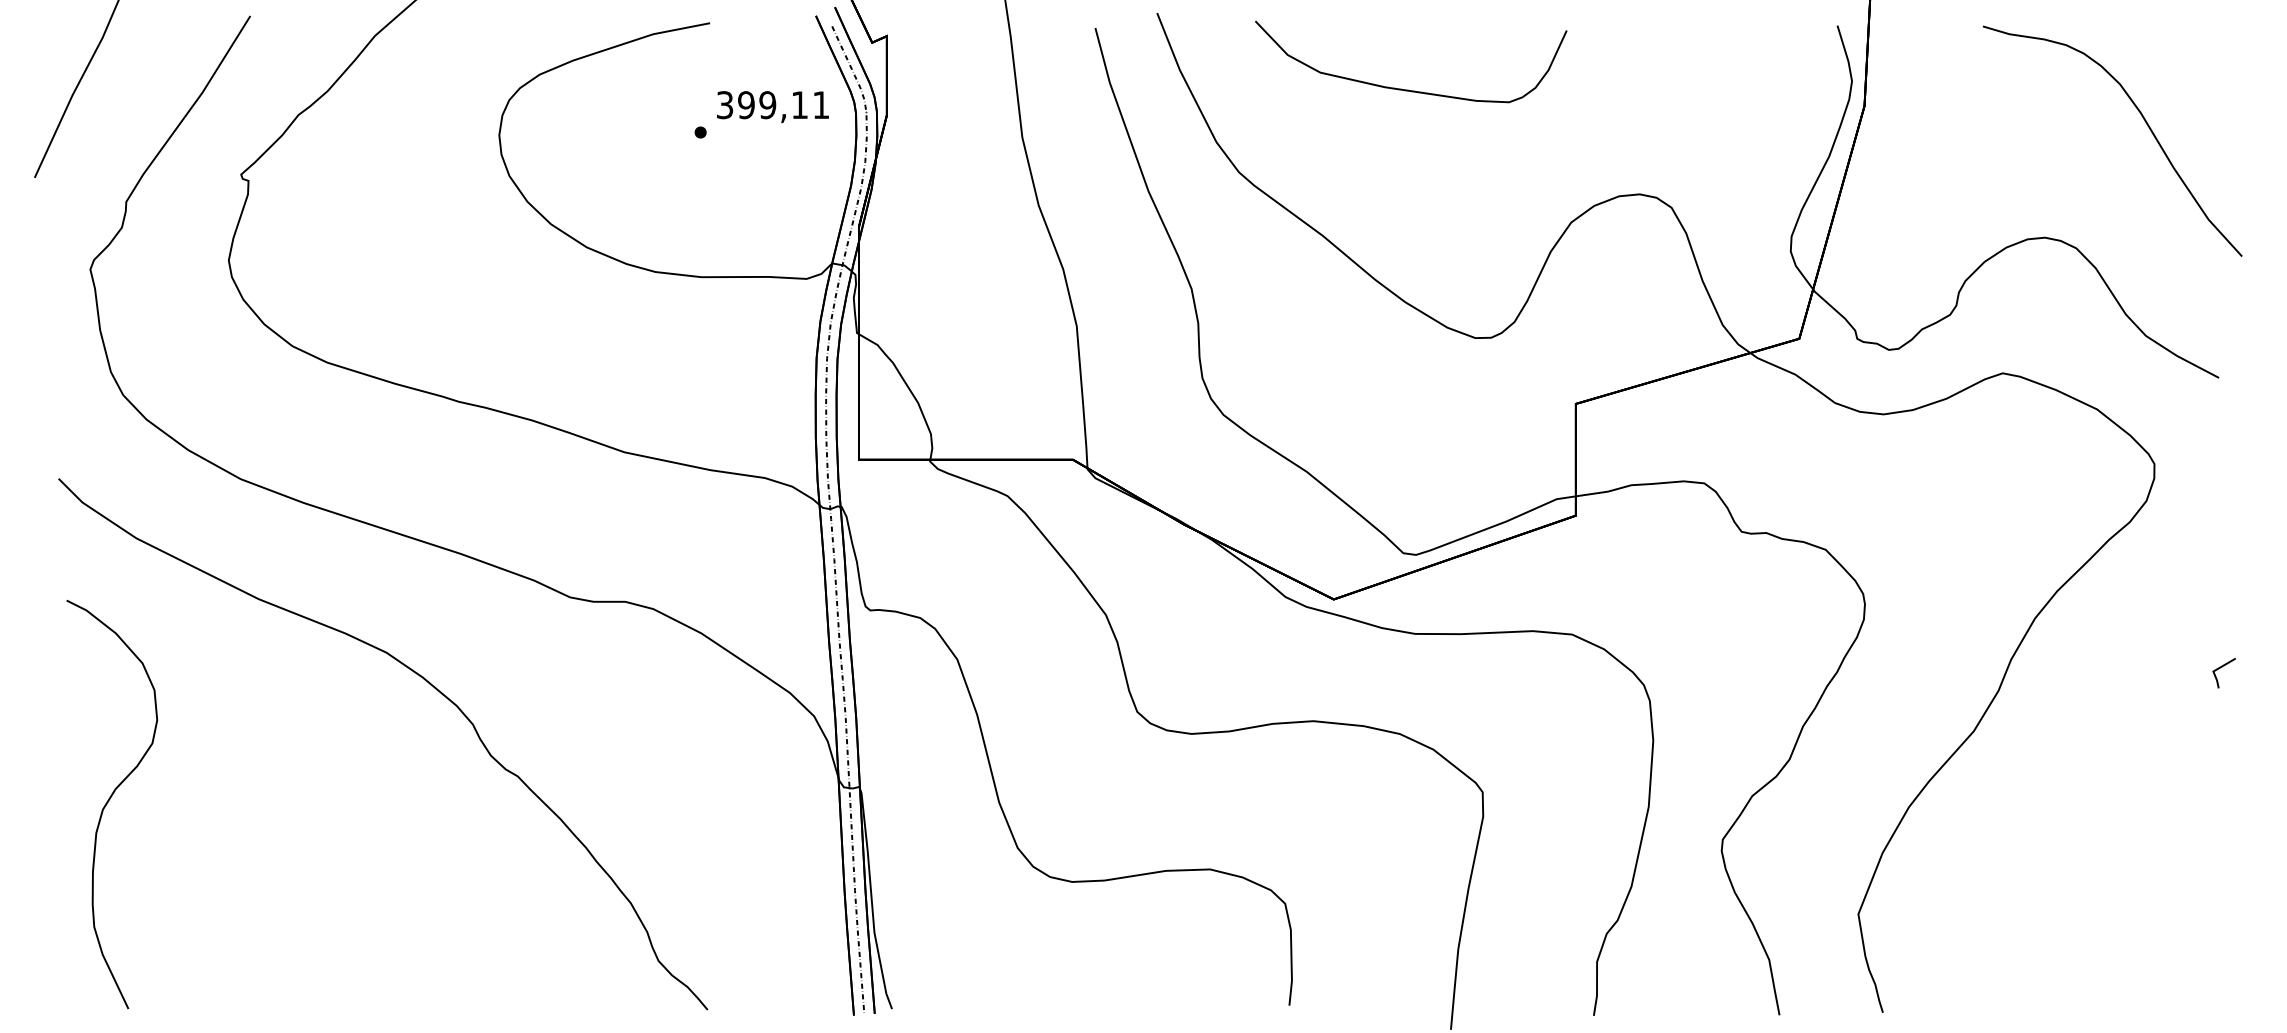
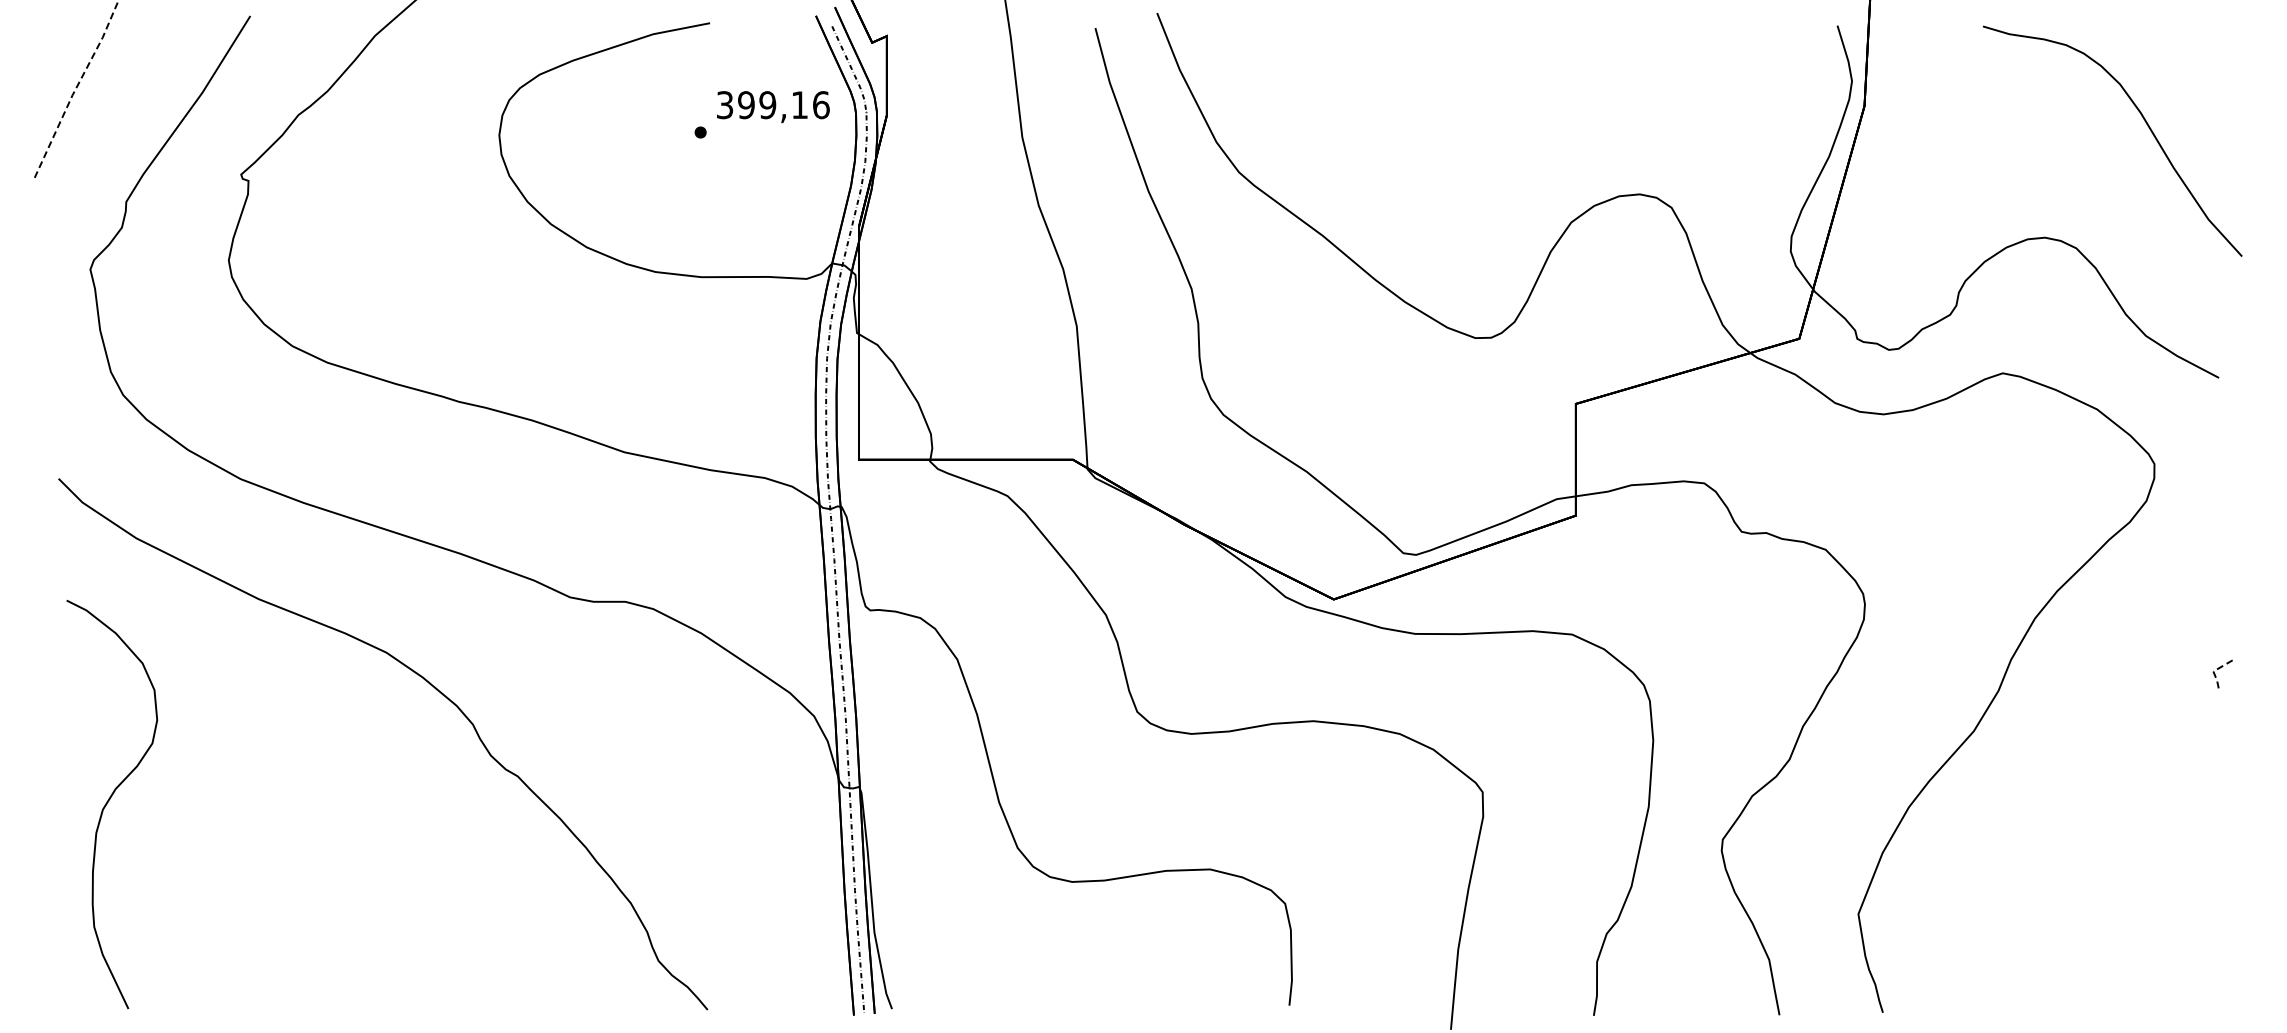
line: solid -> dashed (76, 88)
curve: present -> none (1408, 89)
text: 399,11 -> 399,16 (821, 105)
line: solid -> dashed (2215, 670)
